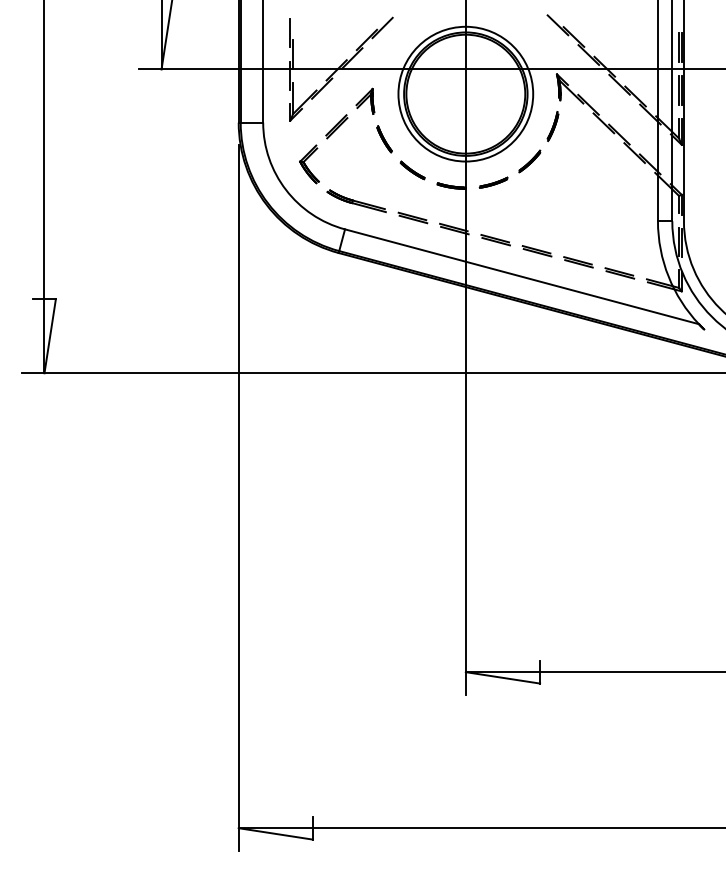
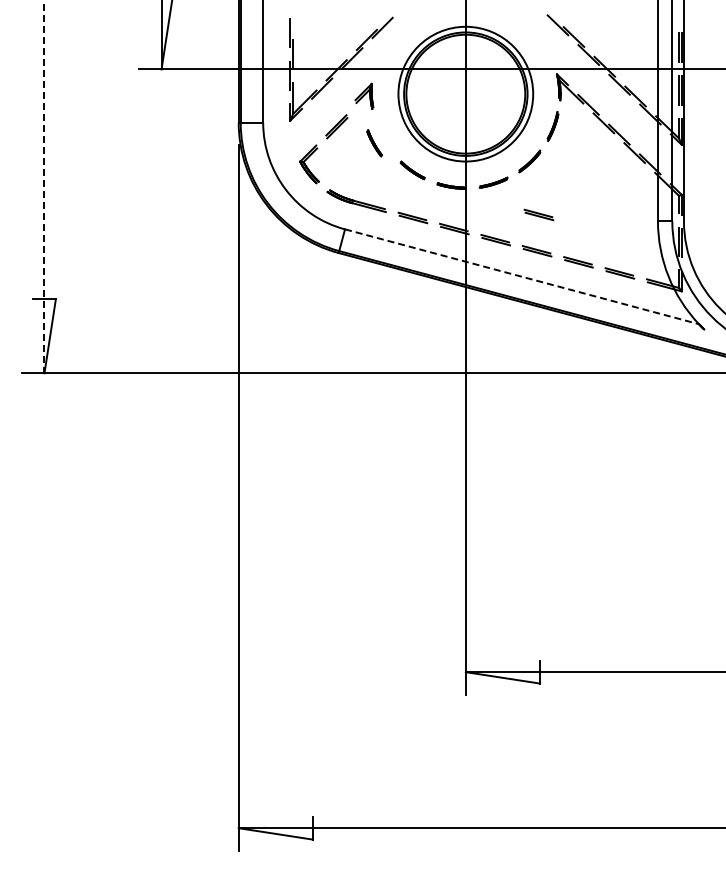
part position: (365, 100) -> (364, 95) (364, 95)
part position: (384, 139) -> (374, 143) (374, 143)
line: solid -> dashed (44, 187)
part: none -> present (538, 214)
line: solid -> dashed (522, 276)
